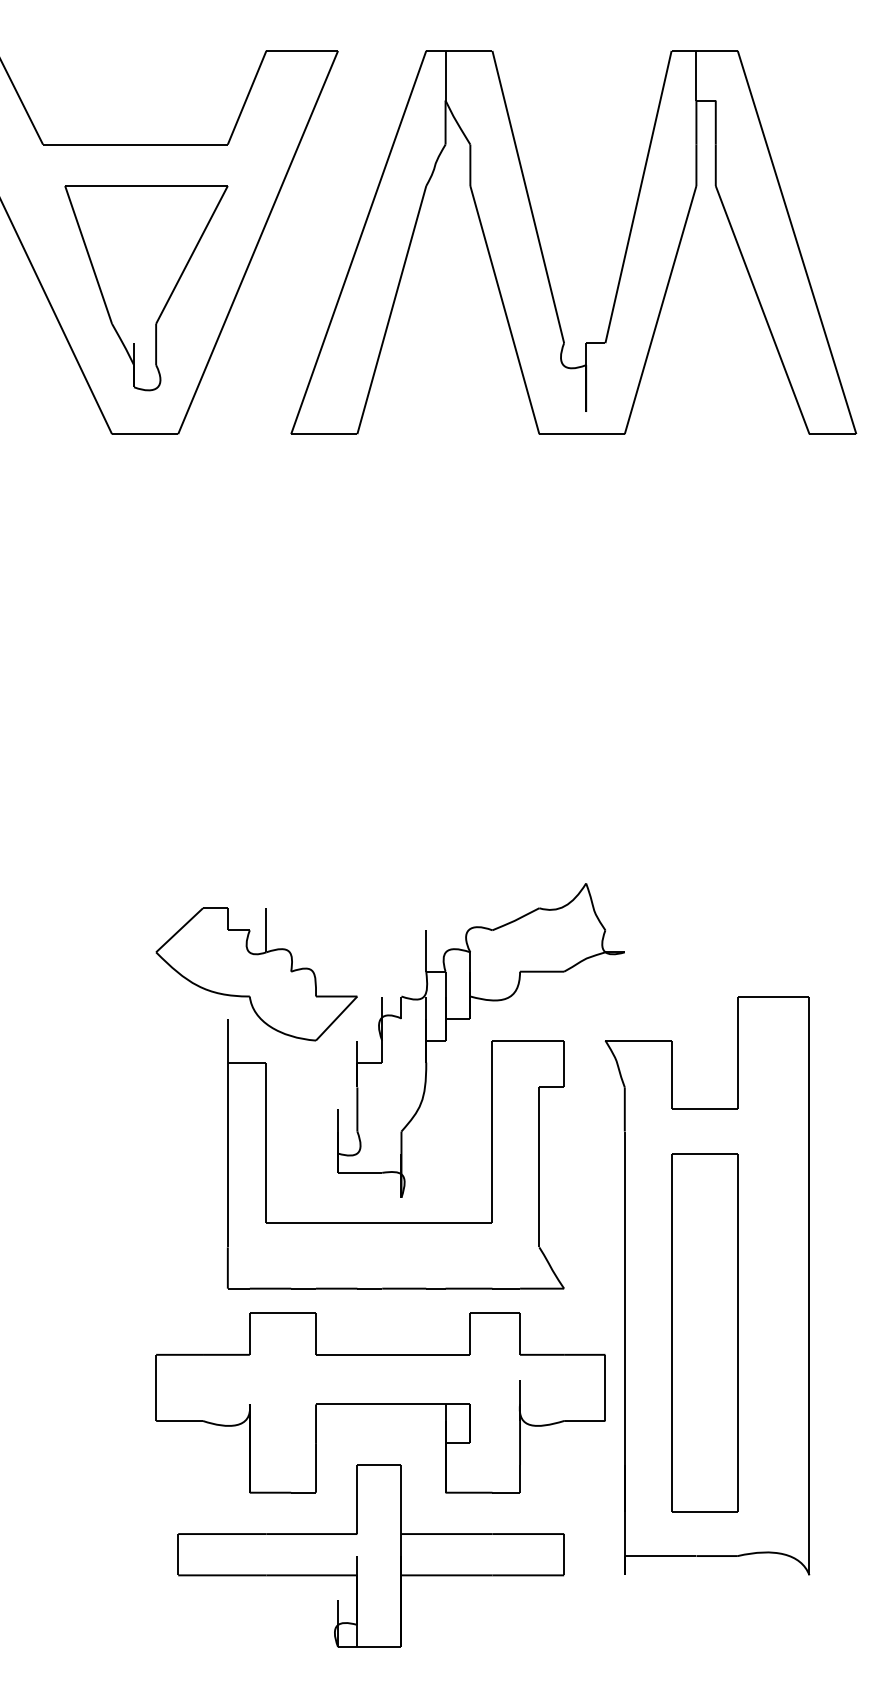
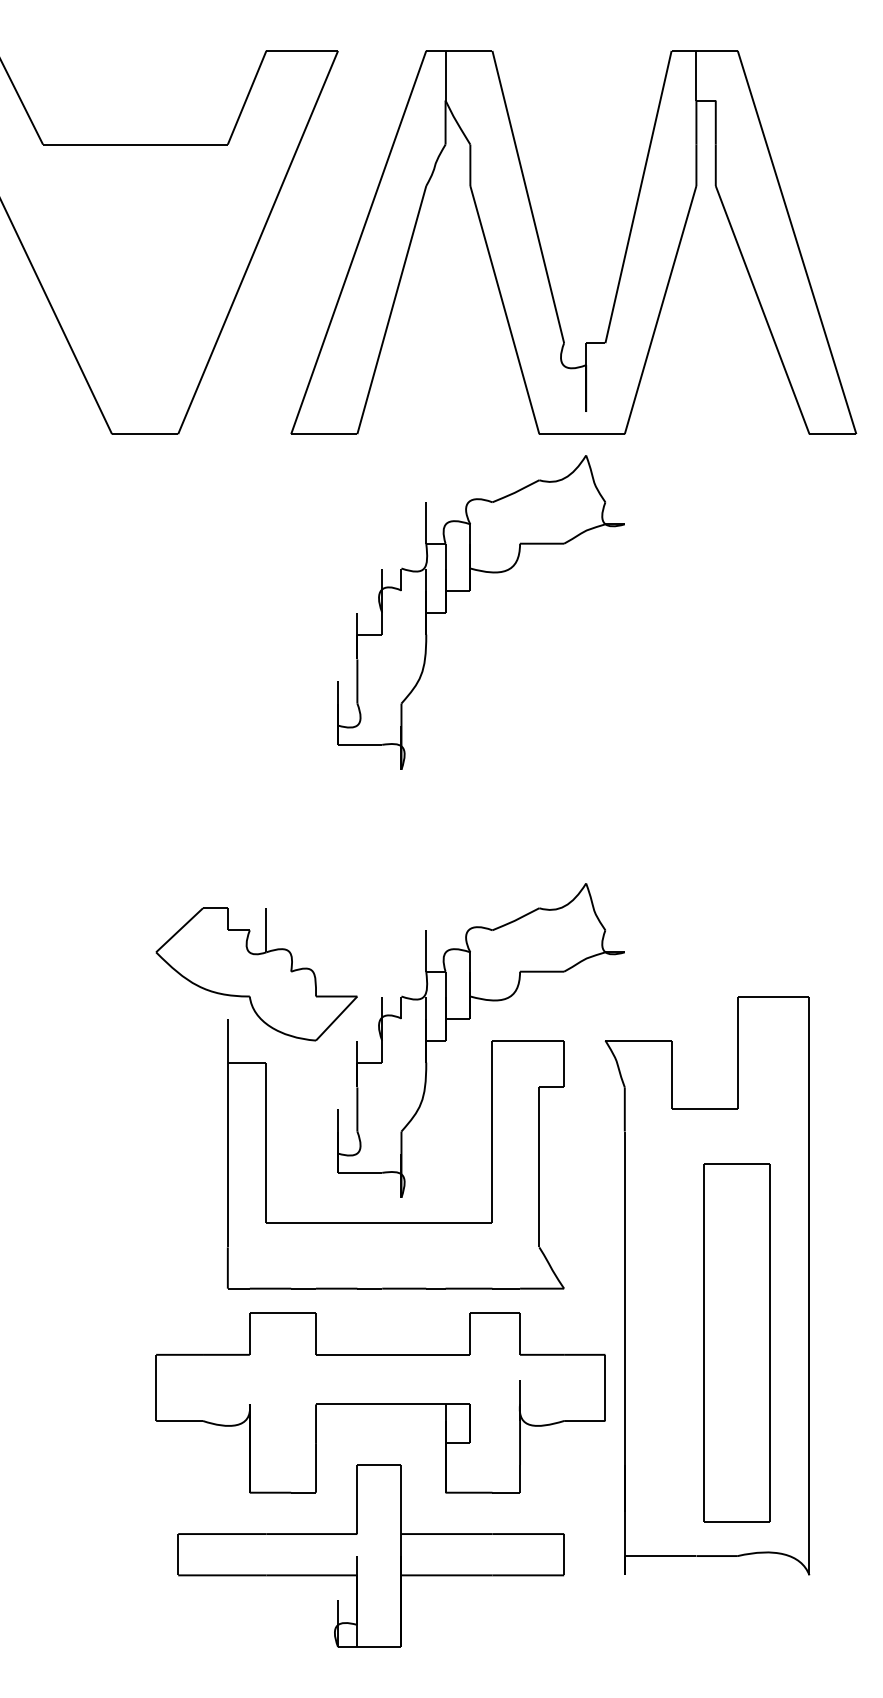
part: present -> none (146, 288)
part: none -> present (469, 591)
part position: (704, 1332) -> (736, 1342) (736, 1342)
